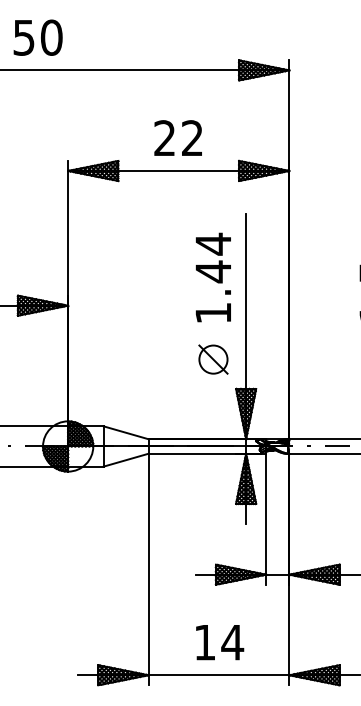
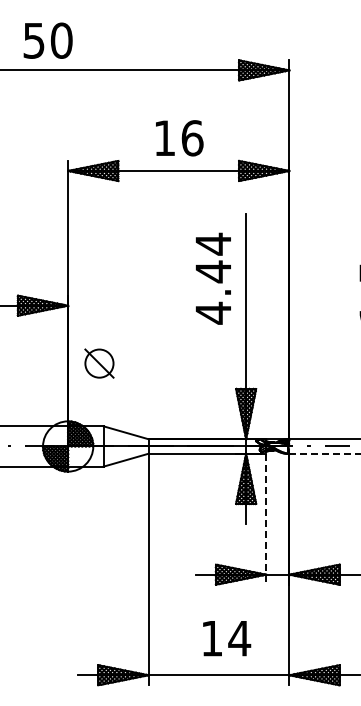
text position: (37, 37) -> (47, 40) (47, 40)
text: 22 -> 16 (178, 138)
text: 1.44 -> 4.44 (212, 312)
part position: (213, 359) -> (99, 363) (99, 363)
line: solid -> dashed (325, 454)
line: solid -> dashed (266, 519)
text position: (220, 642) -> (227, 638) (227, 638)
